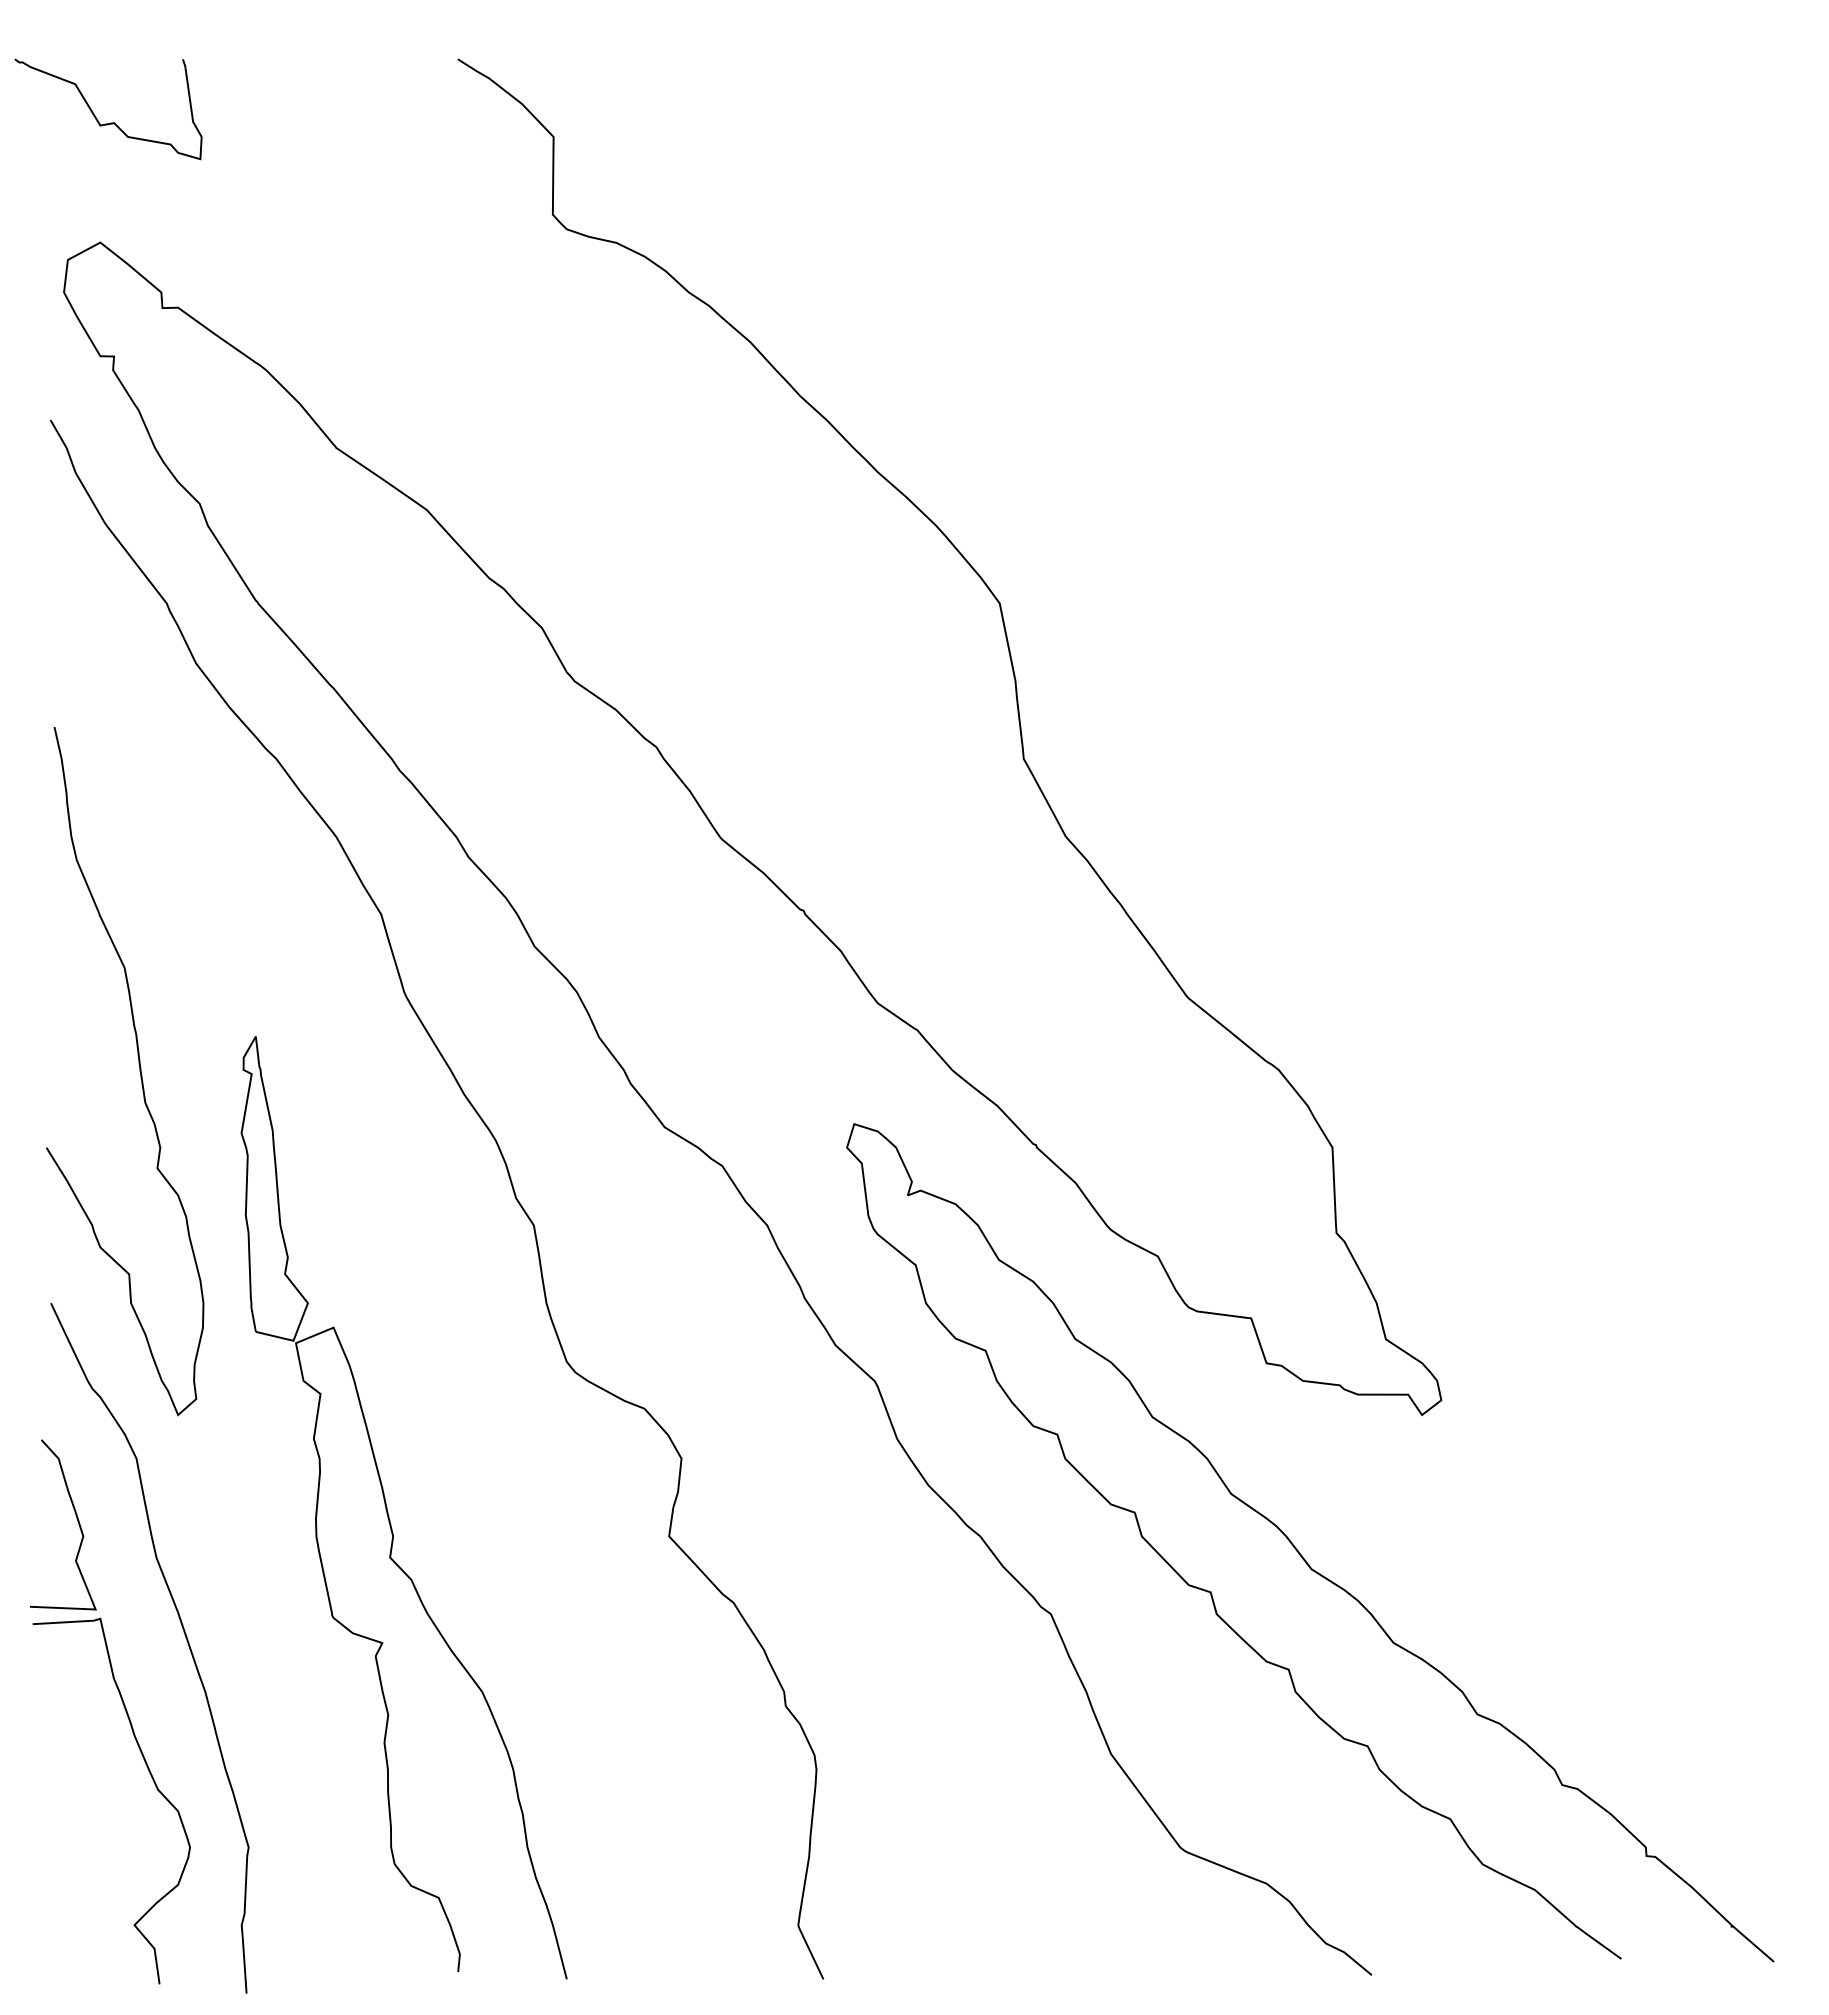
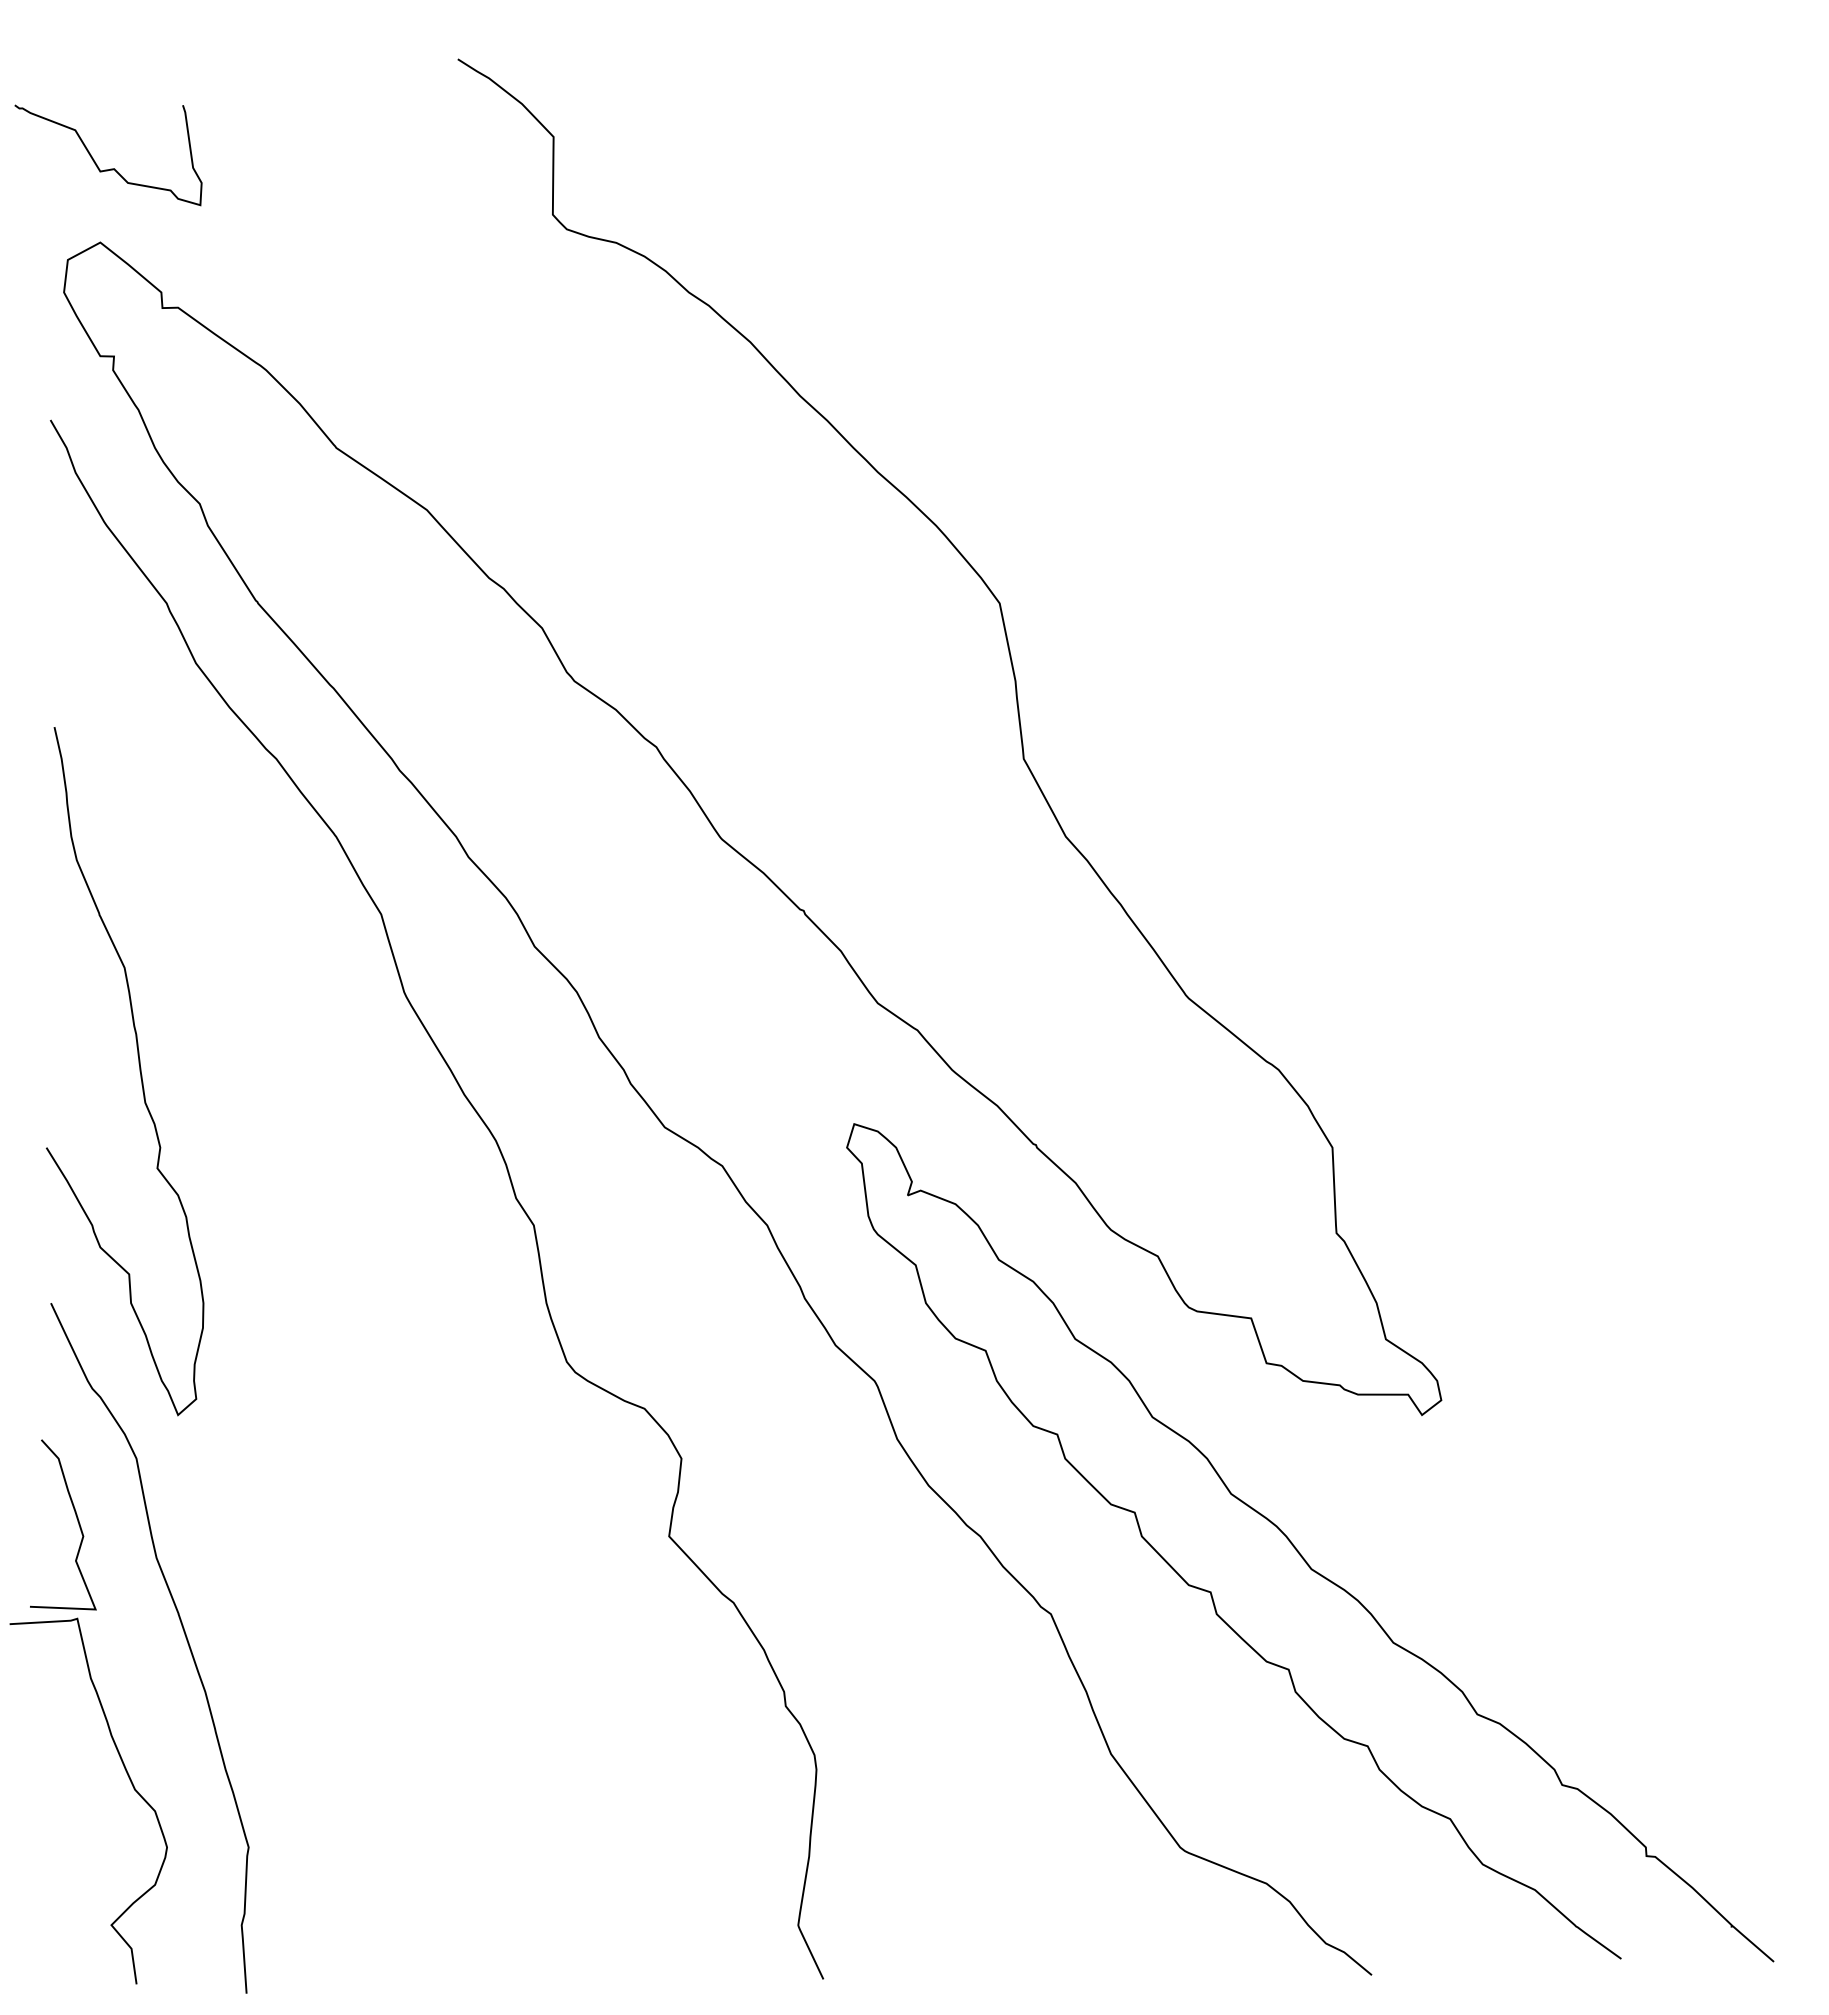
curve position: (110, 122) -> (110, 168) (110, 168)
part: present -> none (388, 1511)
curve position: (152, 1780) -> (129, 1780) (129, 1780)
